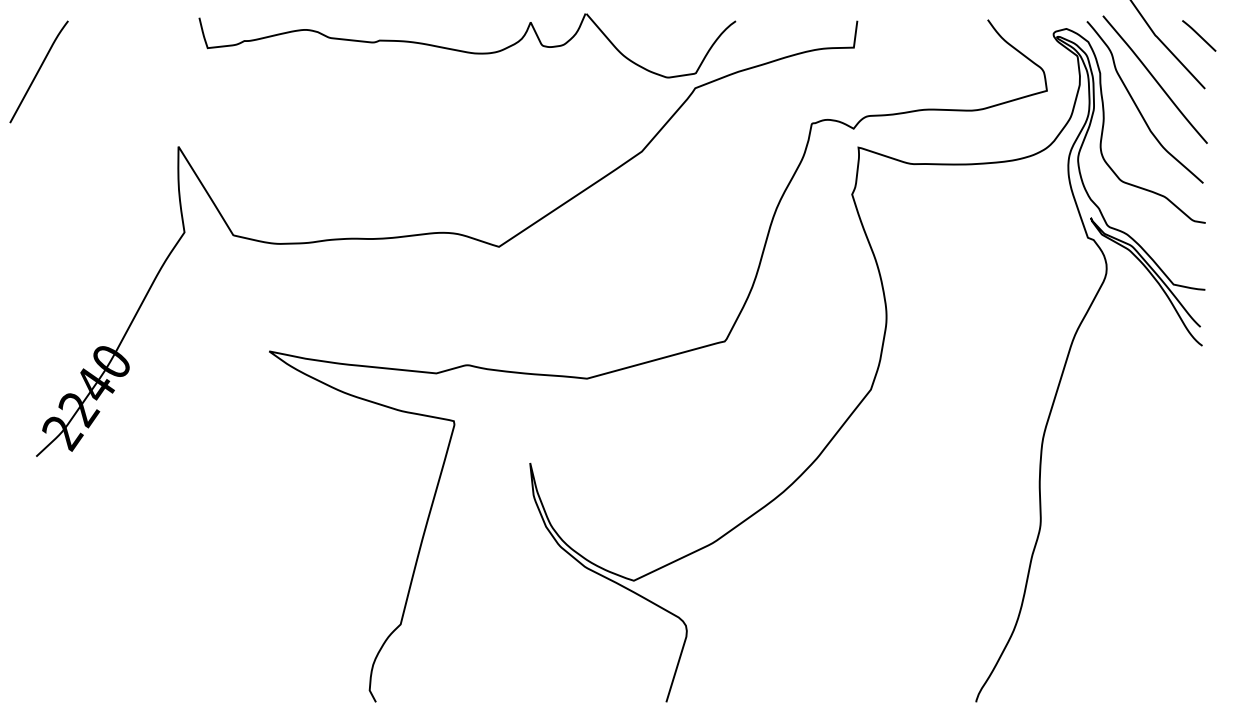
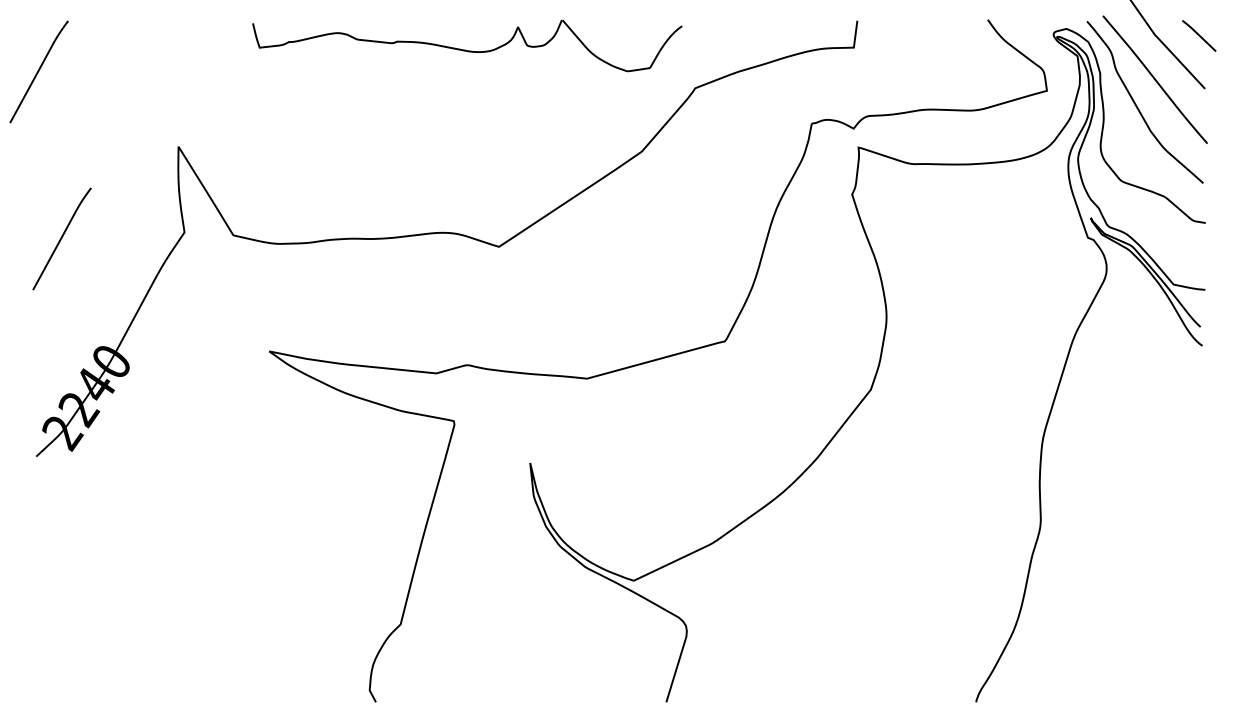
part size: 539x66 px -> 431x54 px (467, 45)
curve: none -> present (61, 238)
